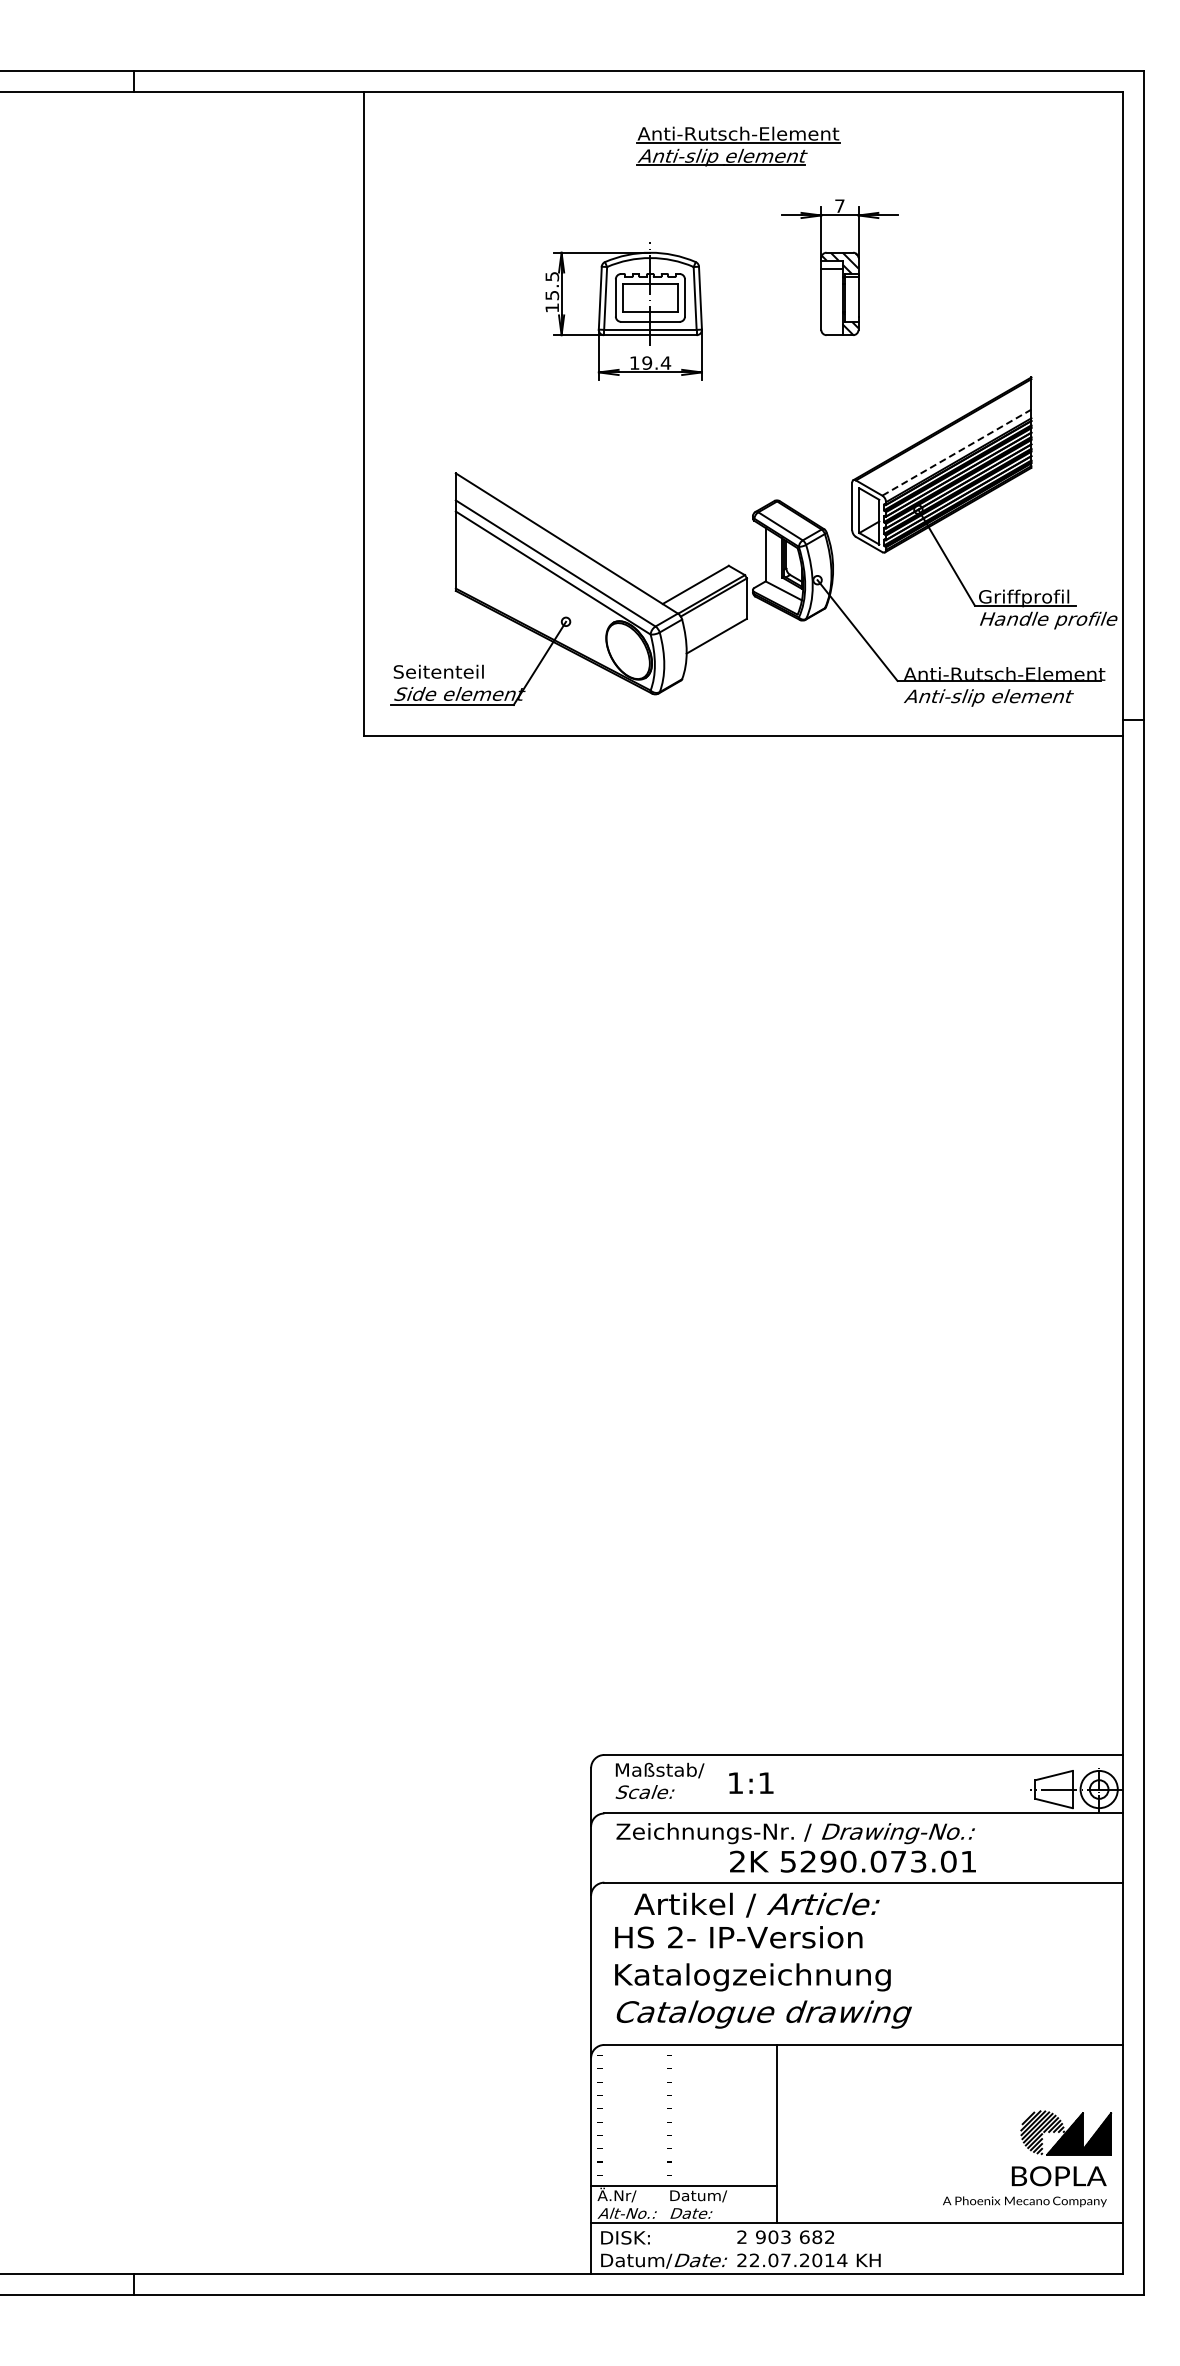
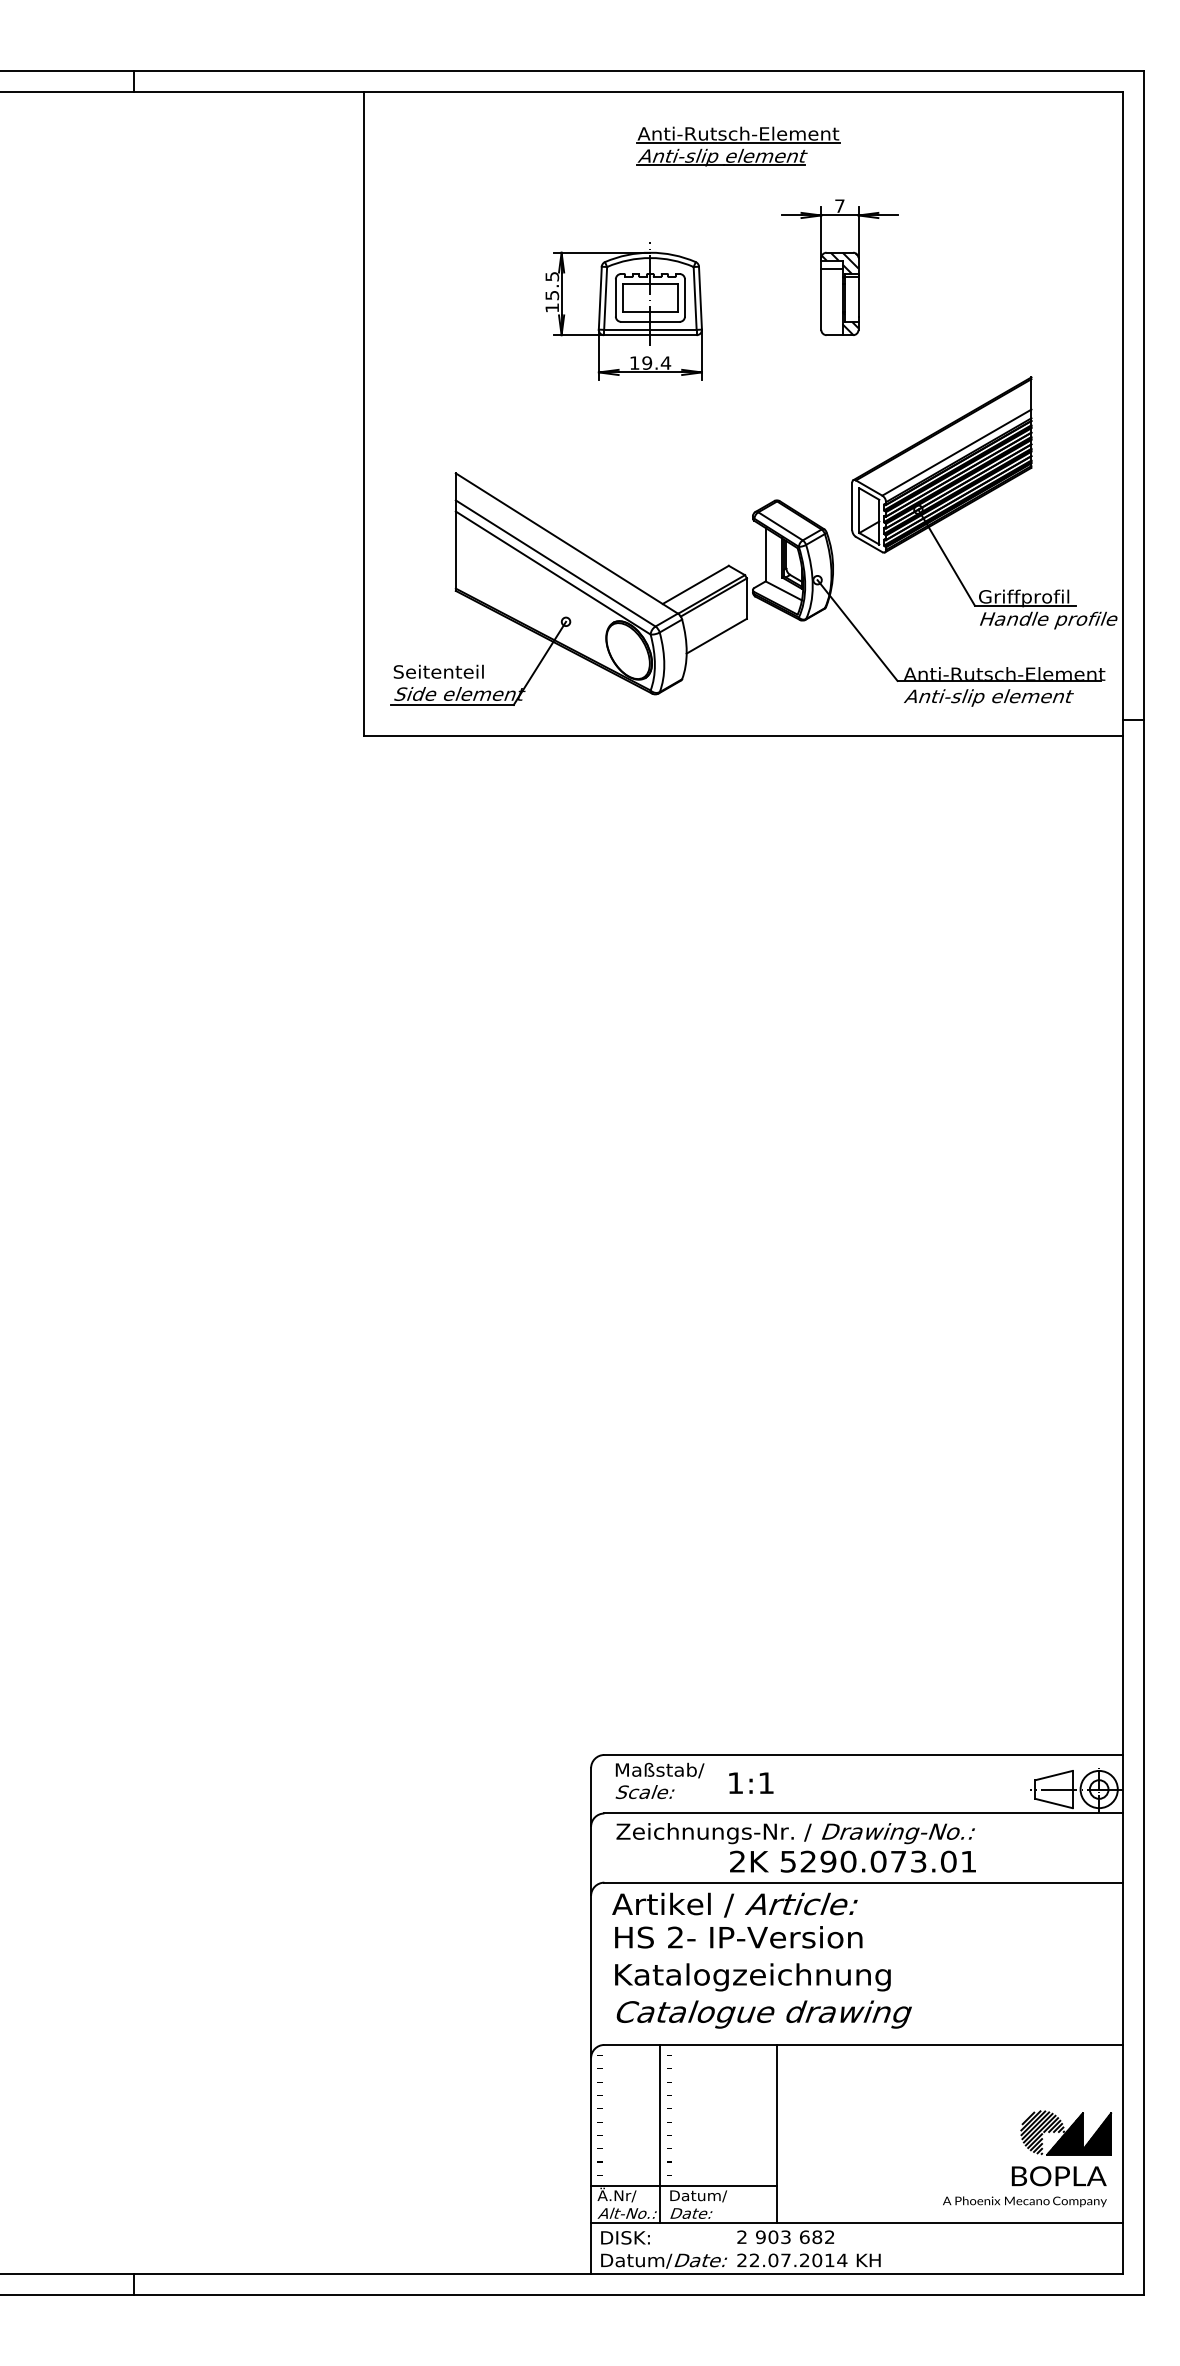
line: dashed -> solid (956, 452)
text position: (756, 1904) -> (734, 1904) (734, 1904)
line: none -> present (660, 2133)
